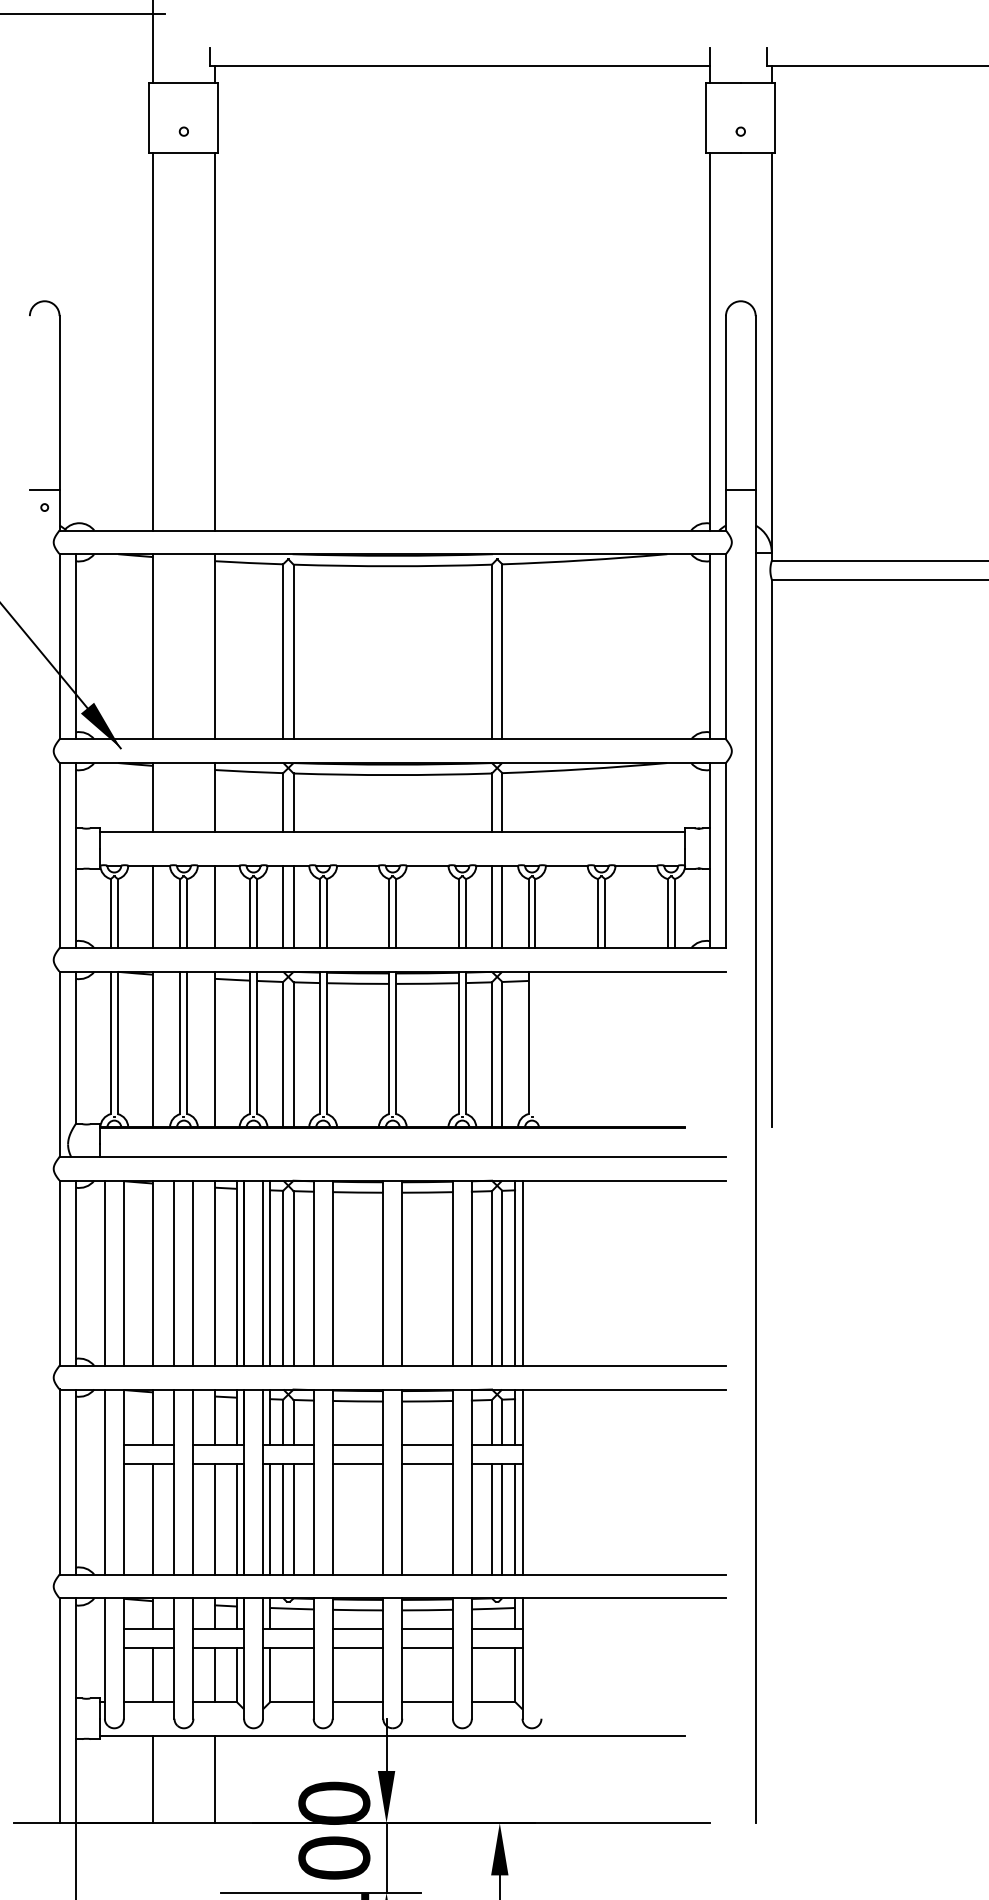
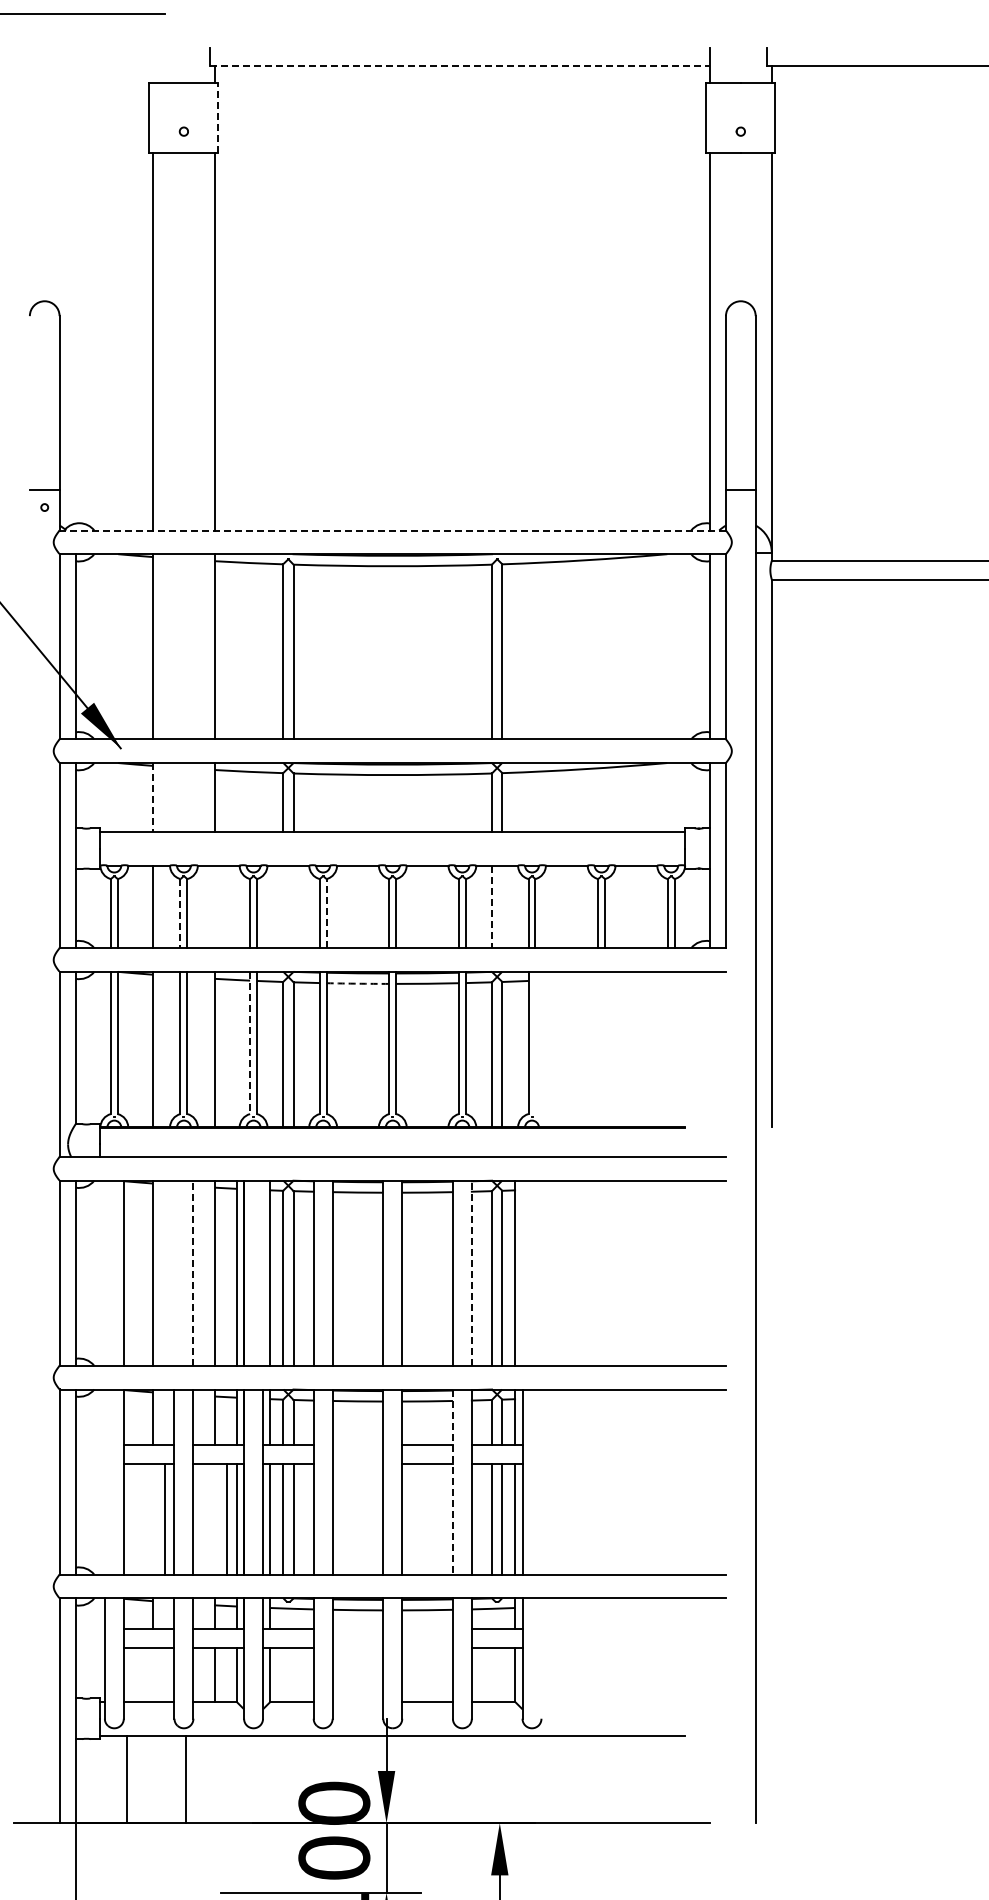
line: present -> none (152, 42)
line: solid -> dashed (460, 65)
line: solid -> dashed (218, 117)
line: solid -> dashed (392, 530)
line: solid -> dashed (152, 797)
line: present -> none (214, 906)
line: present -> none (283, 906)
line: present -> none (293, 906)
line: present -> none (502, 906)
line: solid -> dashed (491, 907)
line: solid -> dashed (180, 913)
line: solid -> dashed (326, 913)
arc: solid -> dashed (357, 983)
line: solid -> dashed (250, 1043)
line: present -> none (104, 1272)
line: present -> none (174, 1272)
line: present -> none (263, 1272)
line: present -> none (522, 1272)
line: solid -> dashed (193, 1273)
line: solid -> dashed (471, 1273)
line: present -> none (357, 1444)
line: present -> none (357, 1463)
line: present -> none (104, 1481)
line: solid -> dashed (452, 1482)
line position: (152, 1518) -> (164, 1518) (164, 1518)
line position: (214, 1518) -> (226, 1518) (226, 1518)
line: present -> none (357, 1629)
line: present -> none (427, 1629)
line: present -> none (357, 1648)
line: present -> none (427, 1648)
line: present -> none (152, 1674)
line: present -> none (357, 1701)
line position: (152, 1779) -> (126, 1779) (126, 1779)
line position: (214, 1779) -> (185, 1779) (185, 1779)
